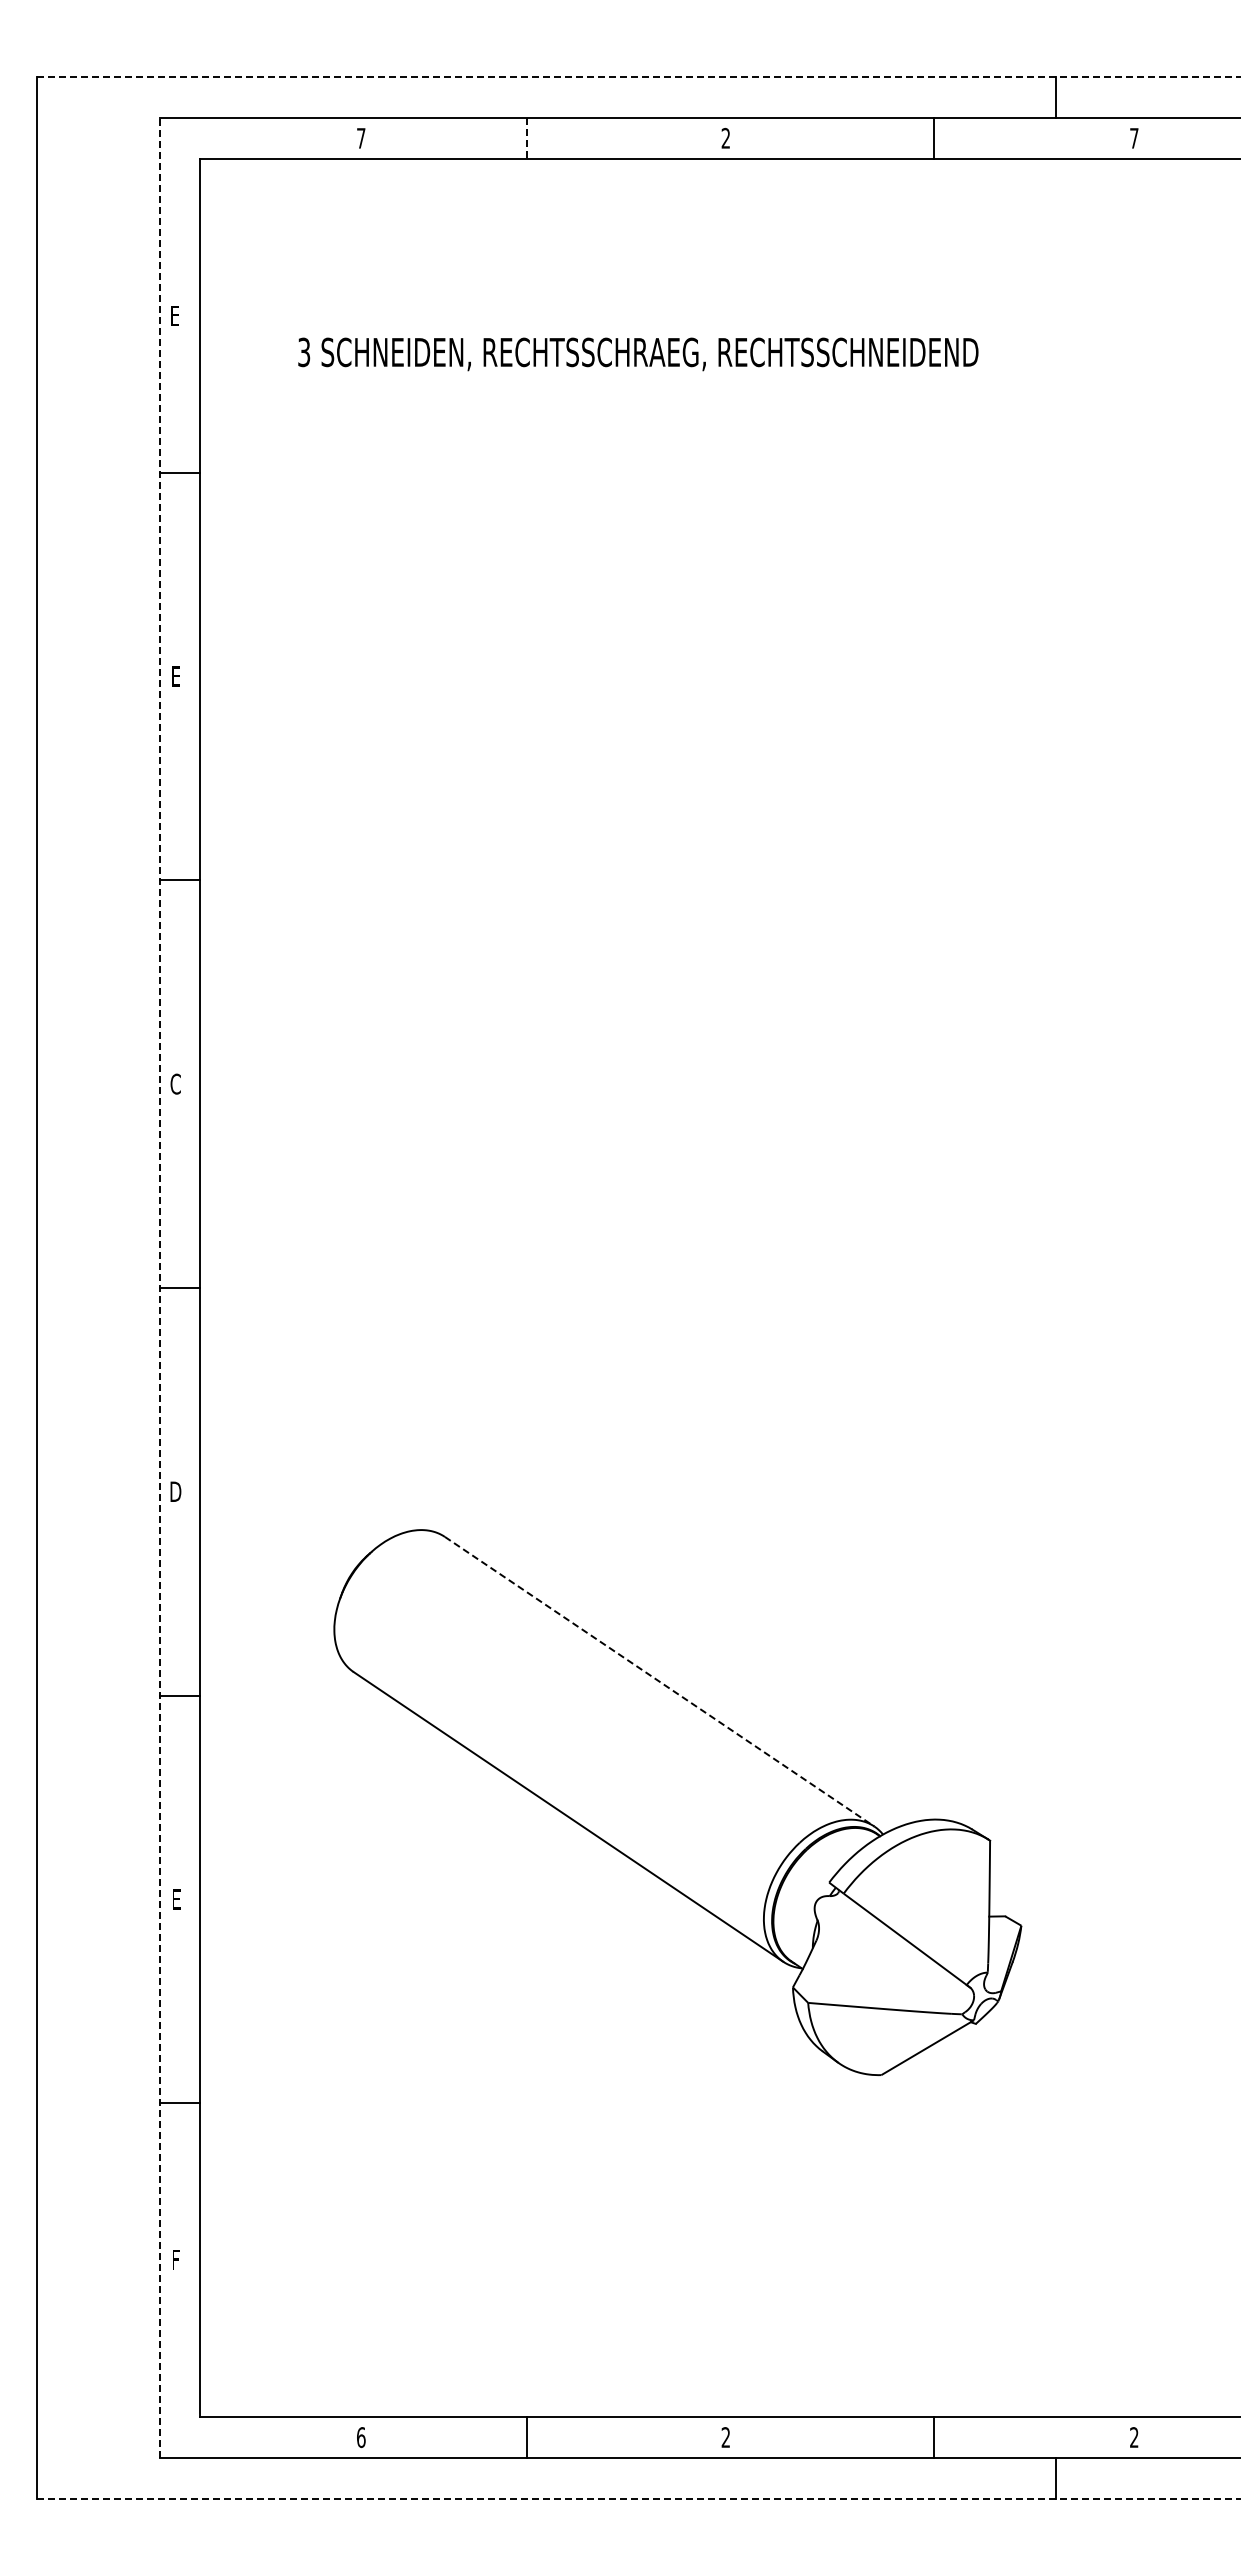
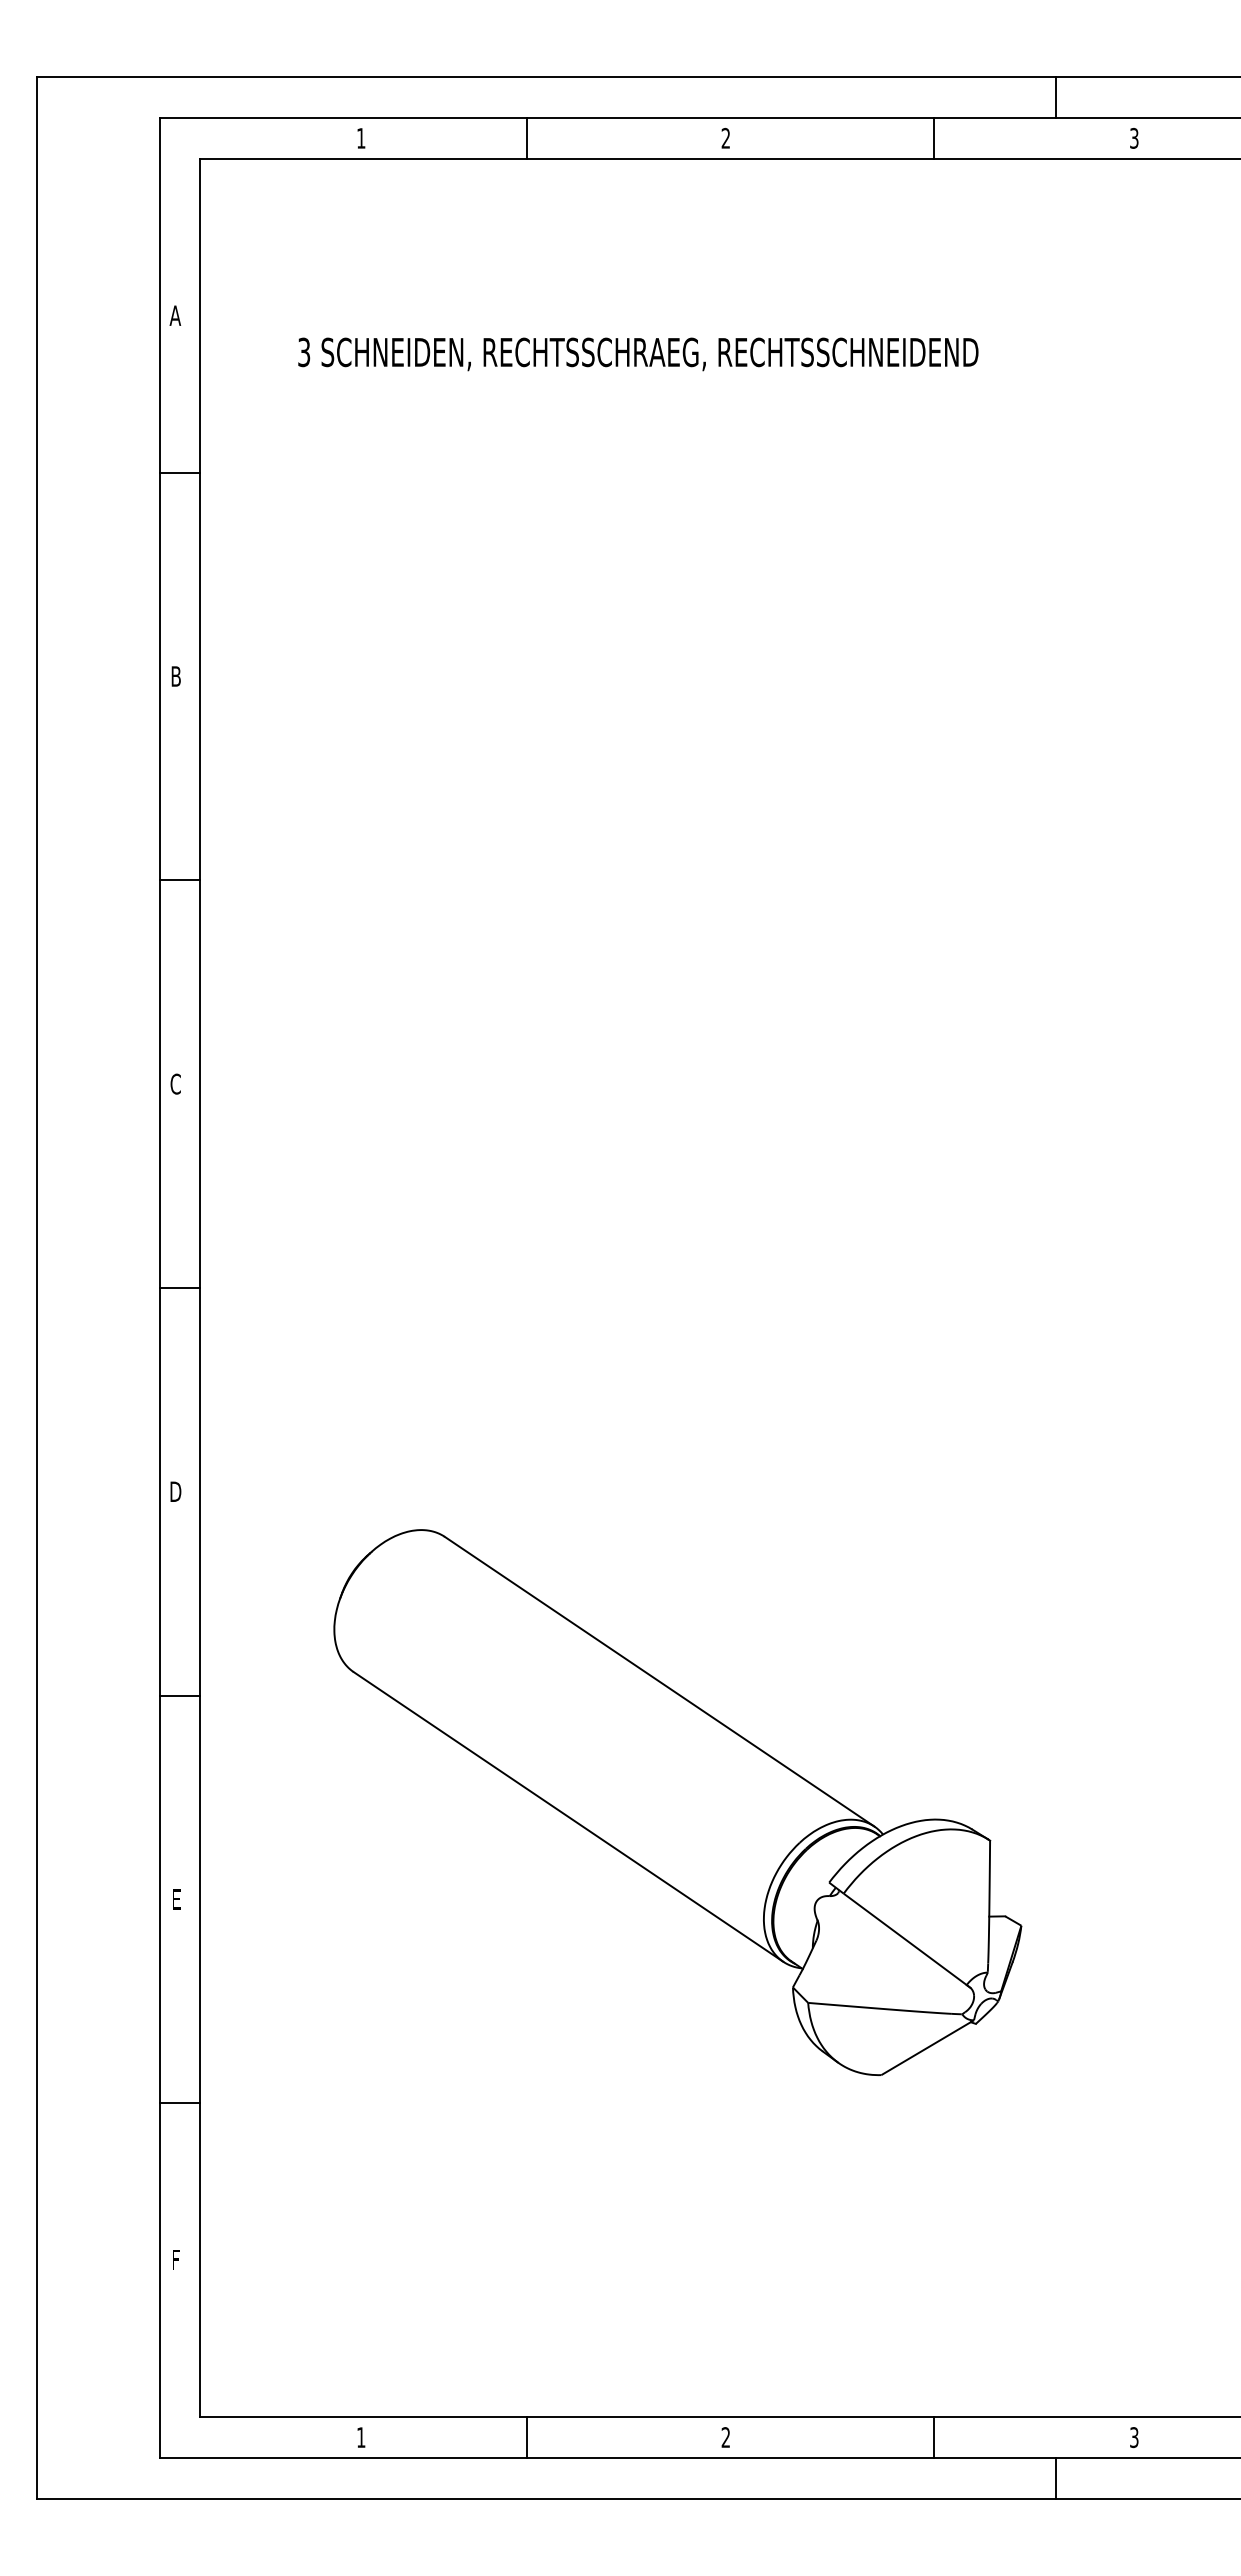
line: dashed -> solid (639, 77)
text: 7 -> 3 (1134, 137)
text: 7 -> 1 (361, 138)
line: dashed -> solid (526, 138)
text: E -> A (175, 315)
text: E -> B (175, 676)
line: dashed -> solid (159, 1287)
line: dashed -> solid (660, 1682)
text: 6 -> 1 (361, 2437)
text: 2 -> 3 (1134, 2437)
line: dashed -> solid (639, 2498)
